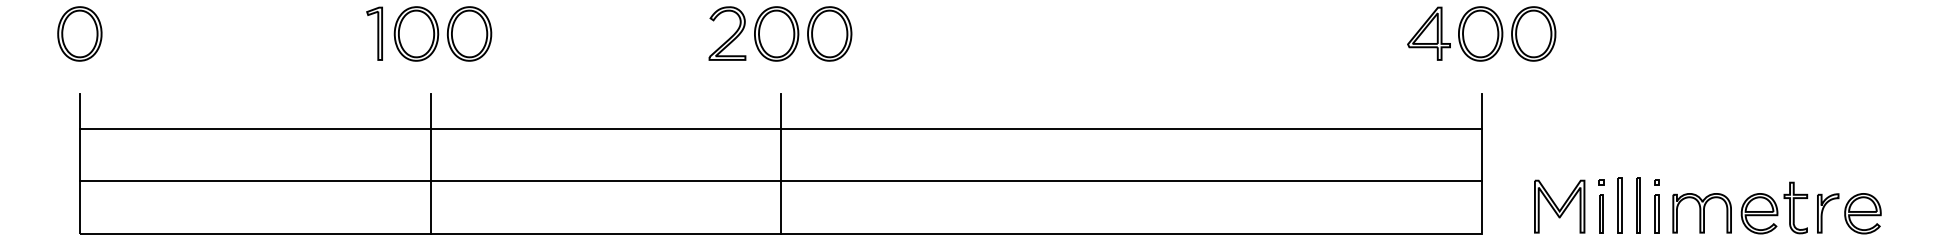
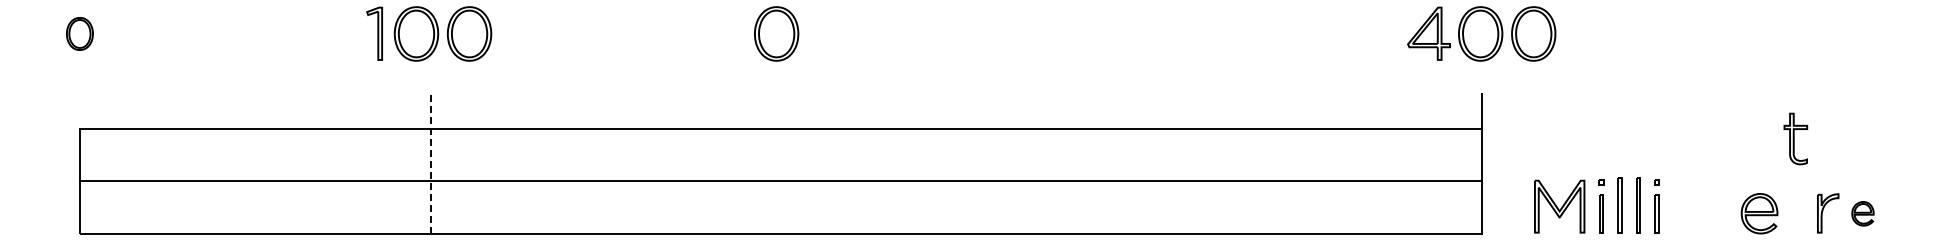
part size: 46x56 px -> 28x34 px (79, 33)
part: present -> none (727, 33)
part: present -> none (829, 33)
line: present -> none (79, 110)
line: solid -> dashed (430, 163)
line: present -> none (781, 163)
part position: (1795, 207) -> (1795, 138) (1795, 138)
part: present -> none (1701, 213)
part size: 38x42 px -> 24x26 px (1862, 213)
